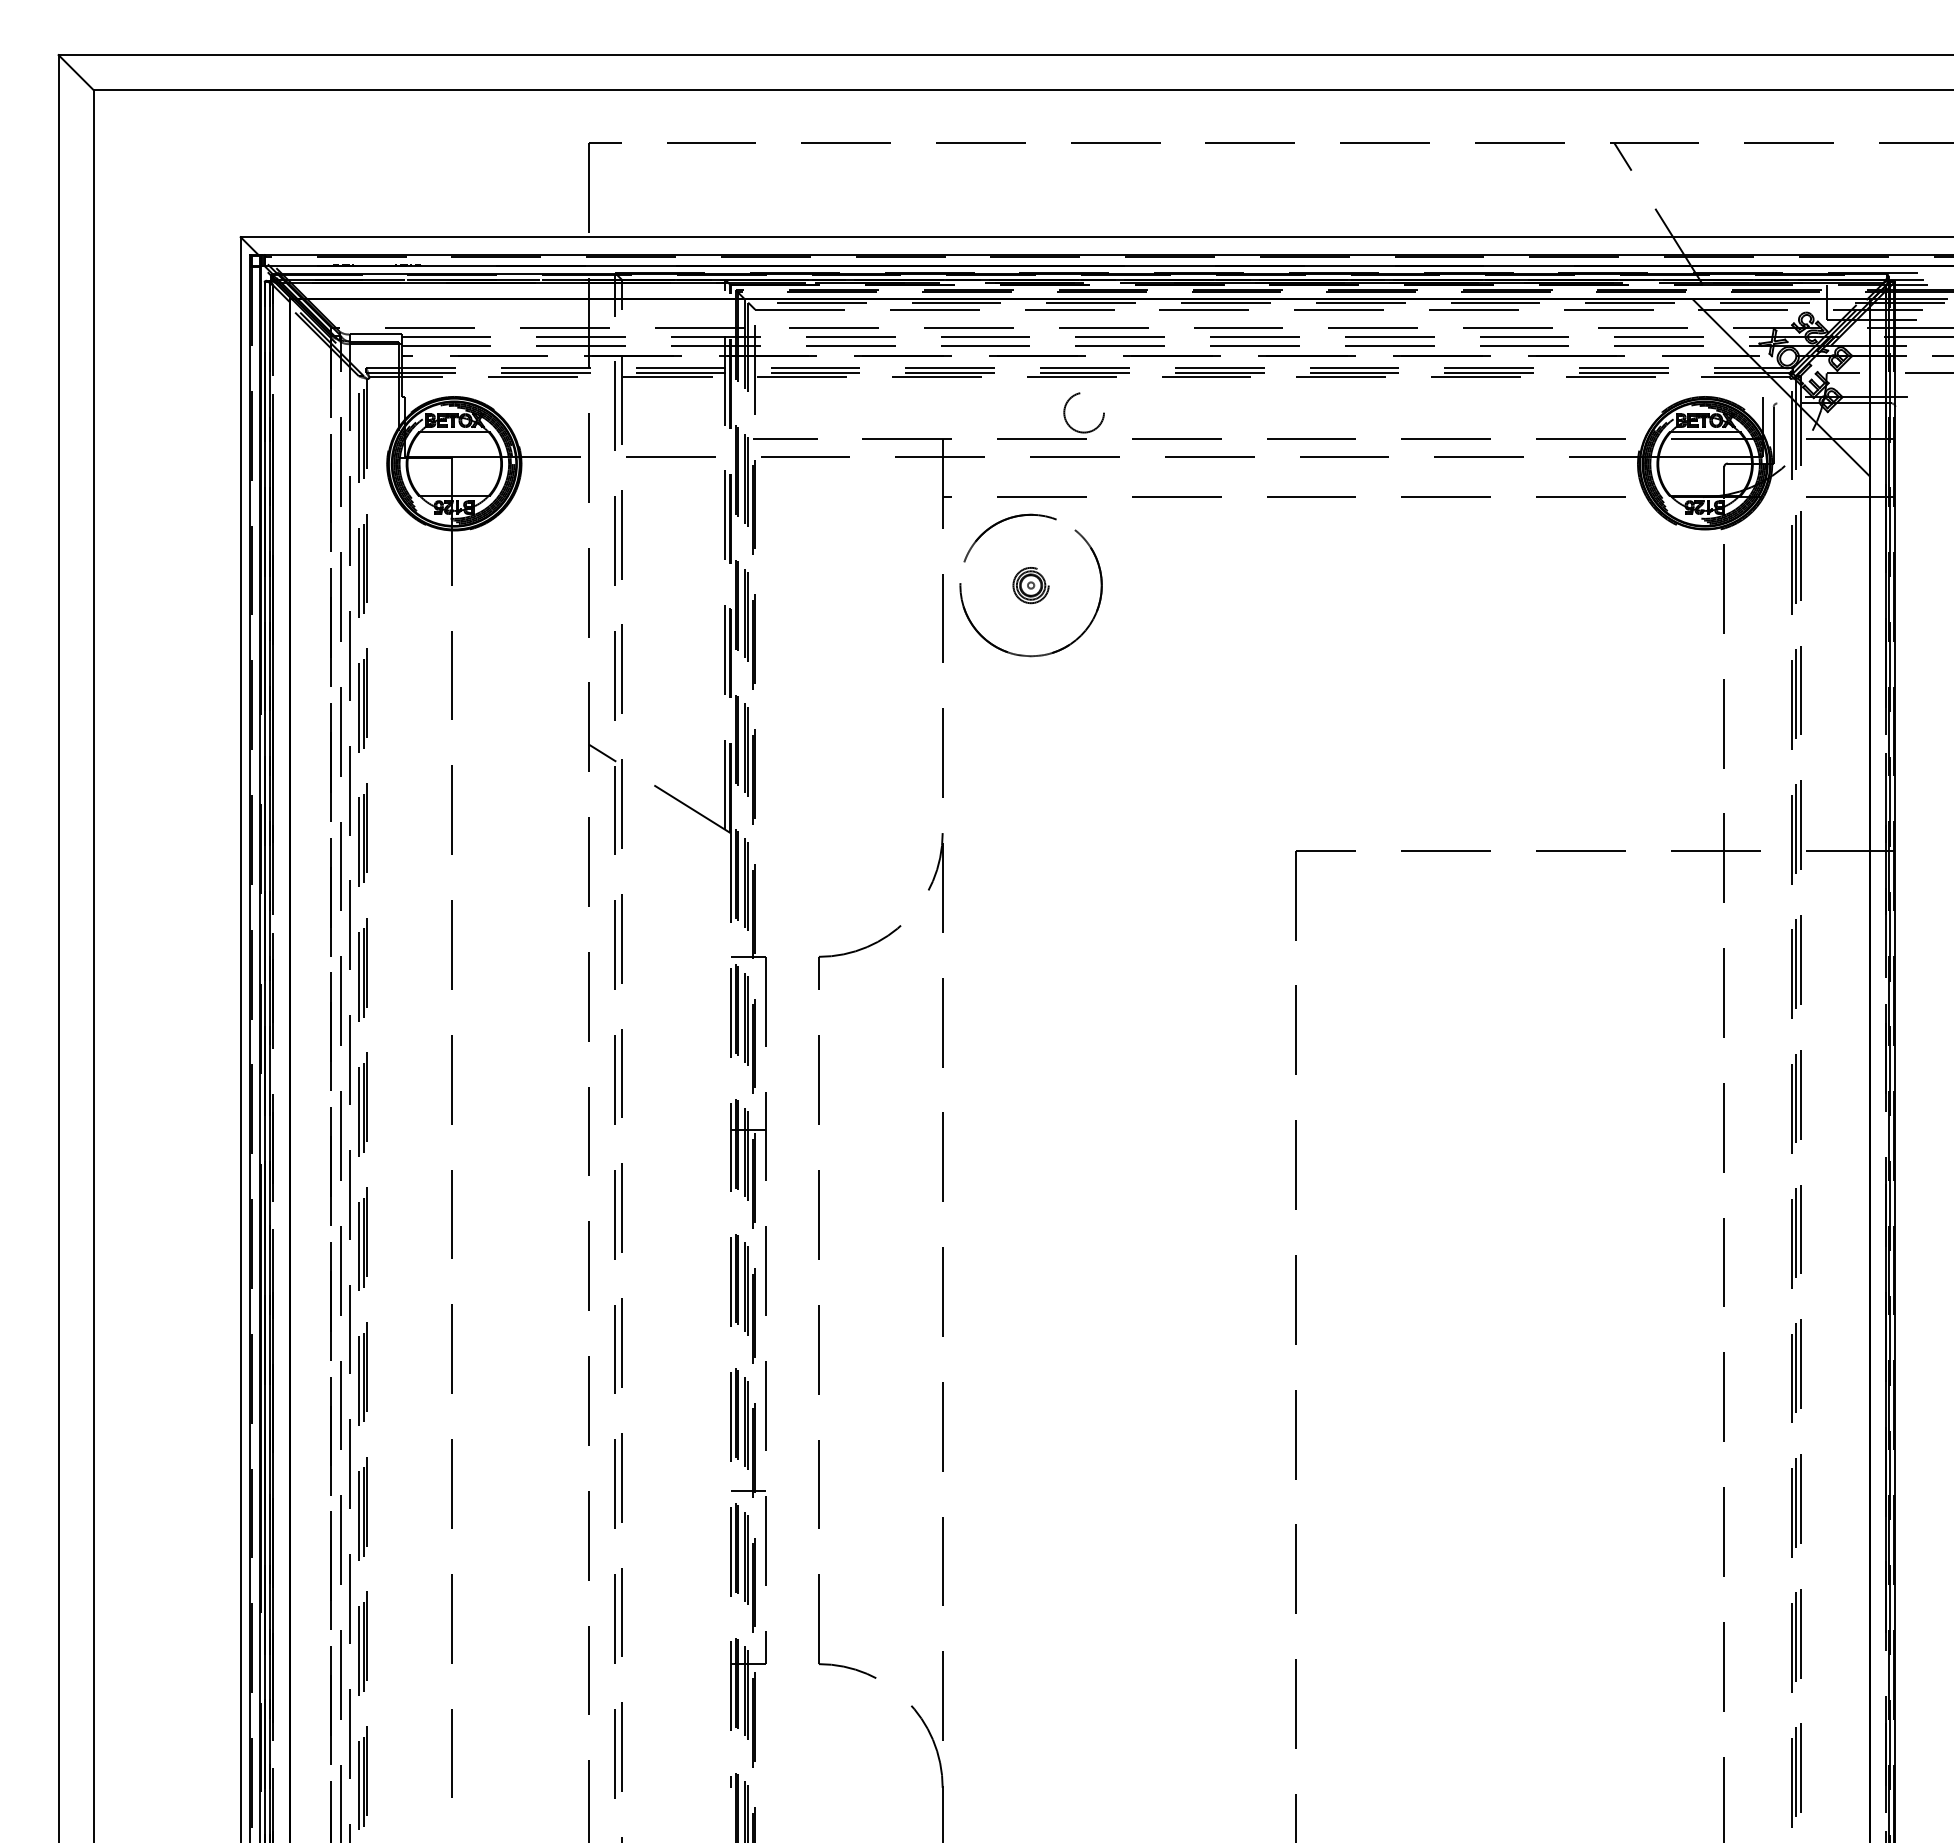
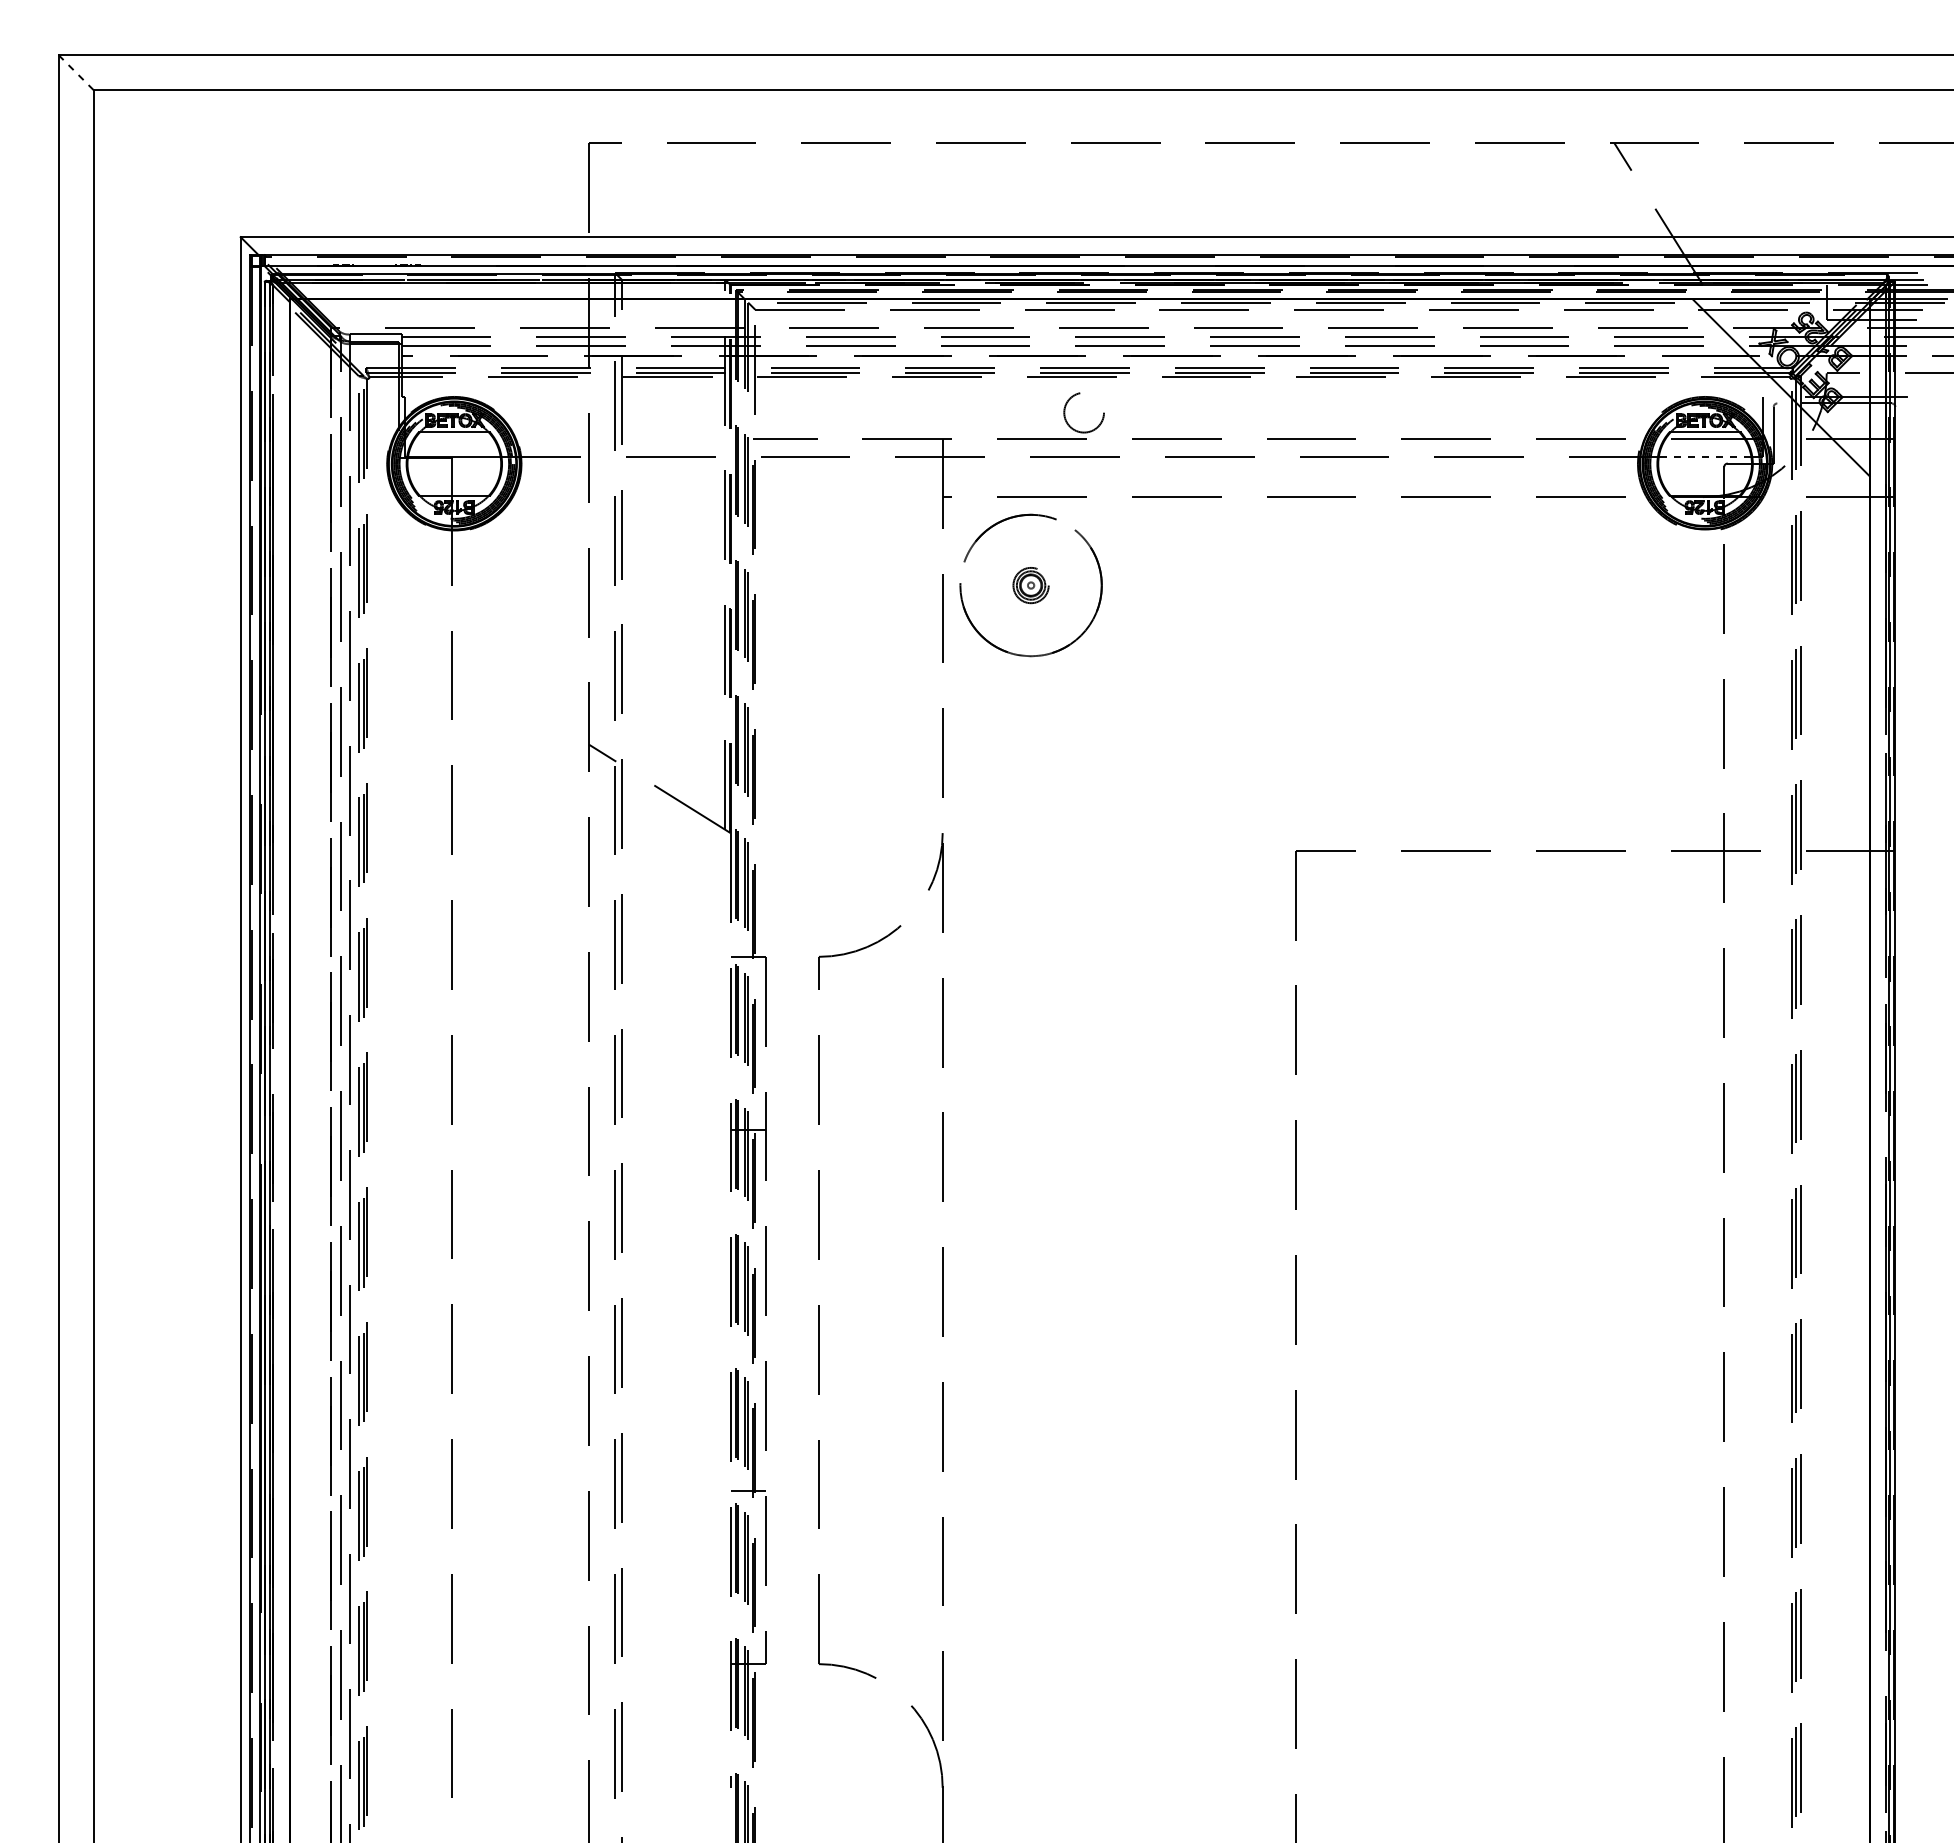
line: solid -> dashed (76, 73)
line: solid -> dashed (1704, 456)
